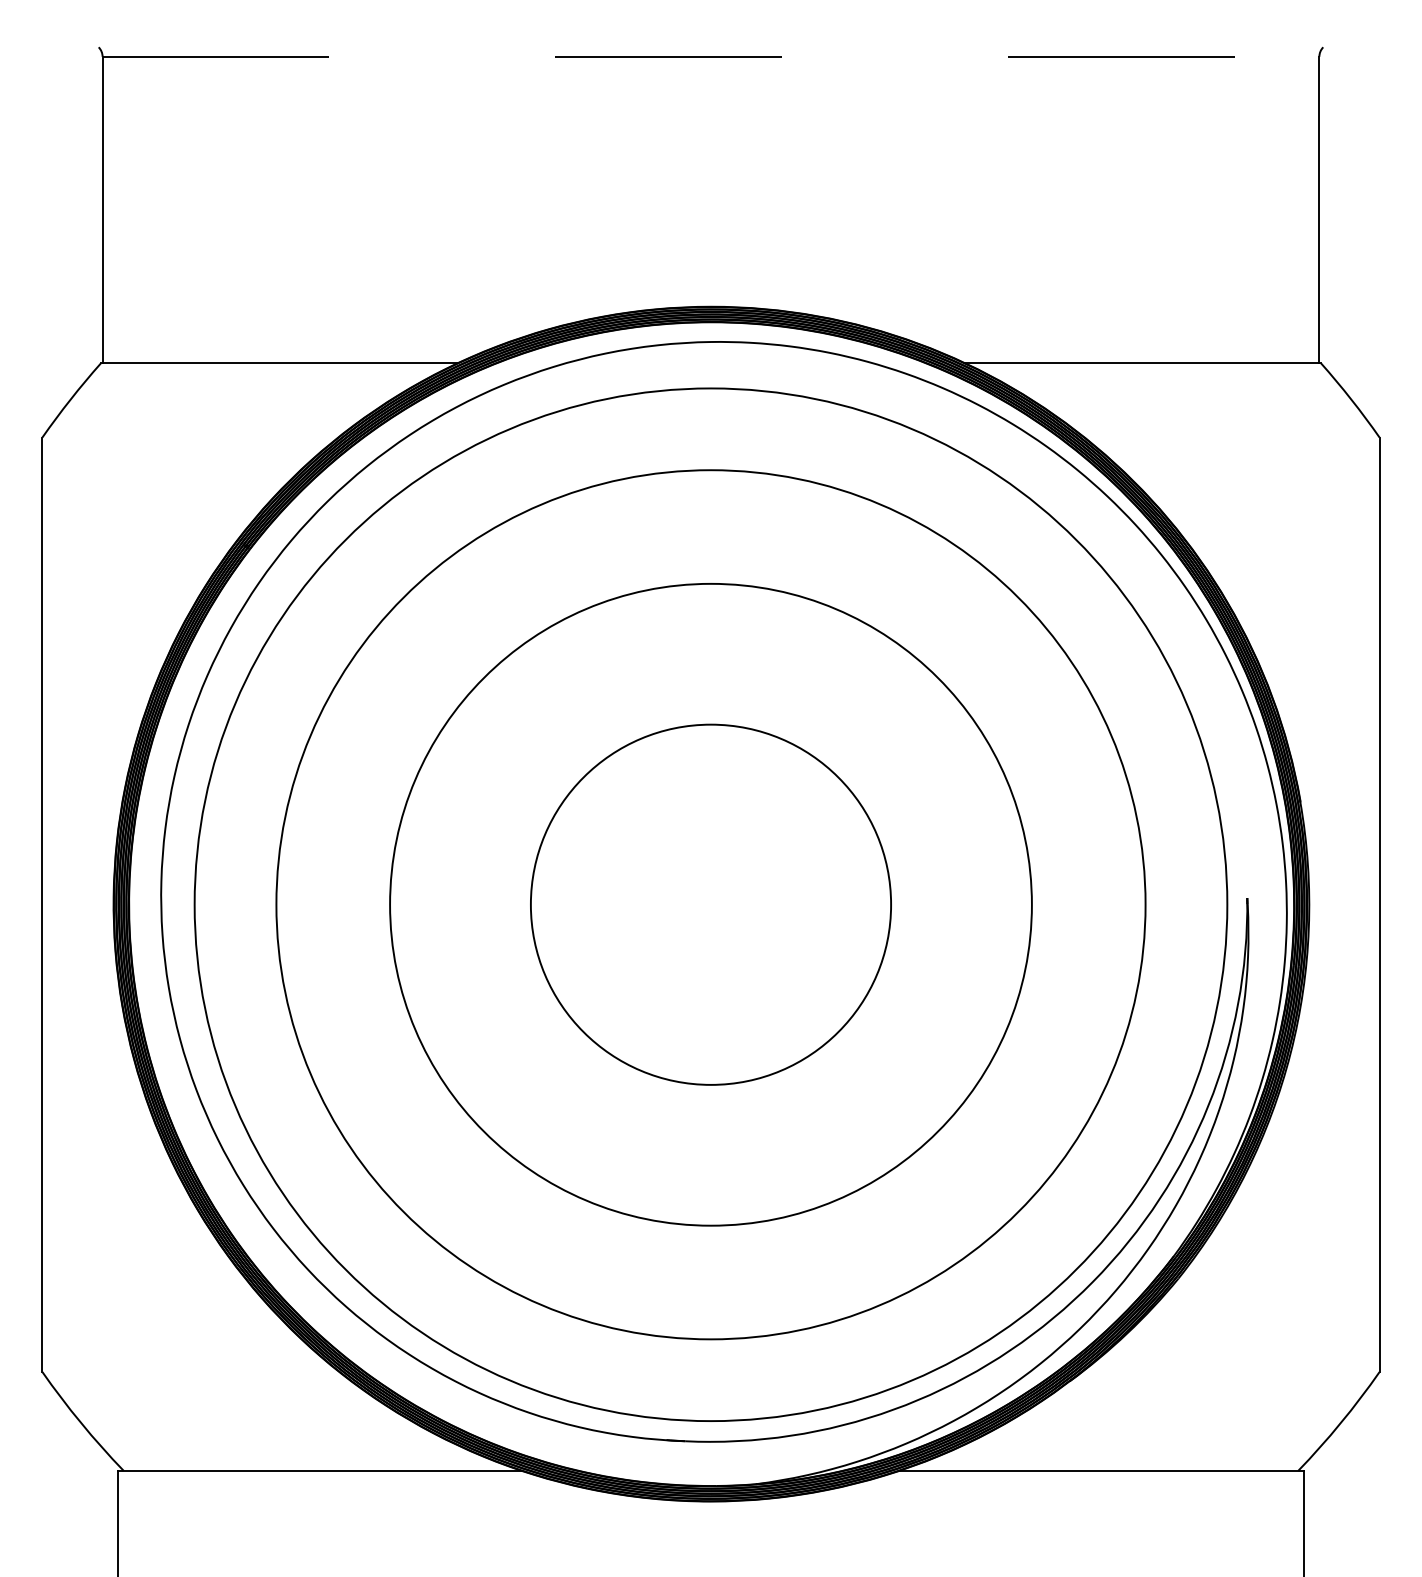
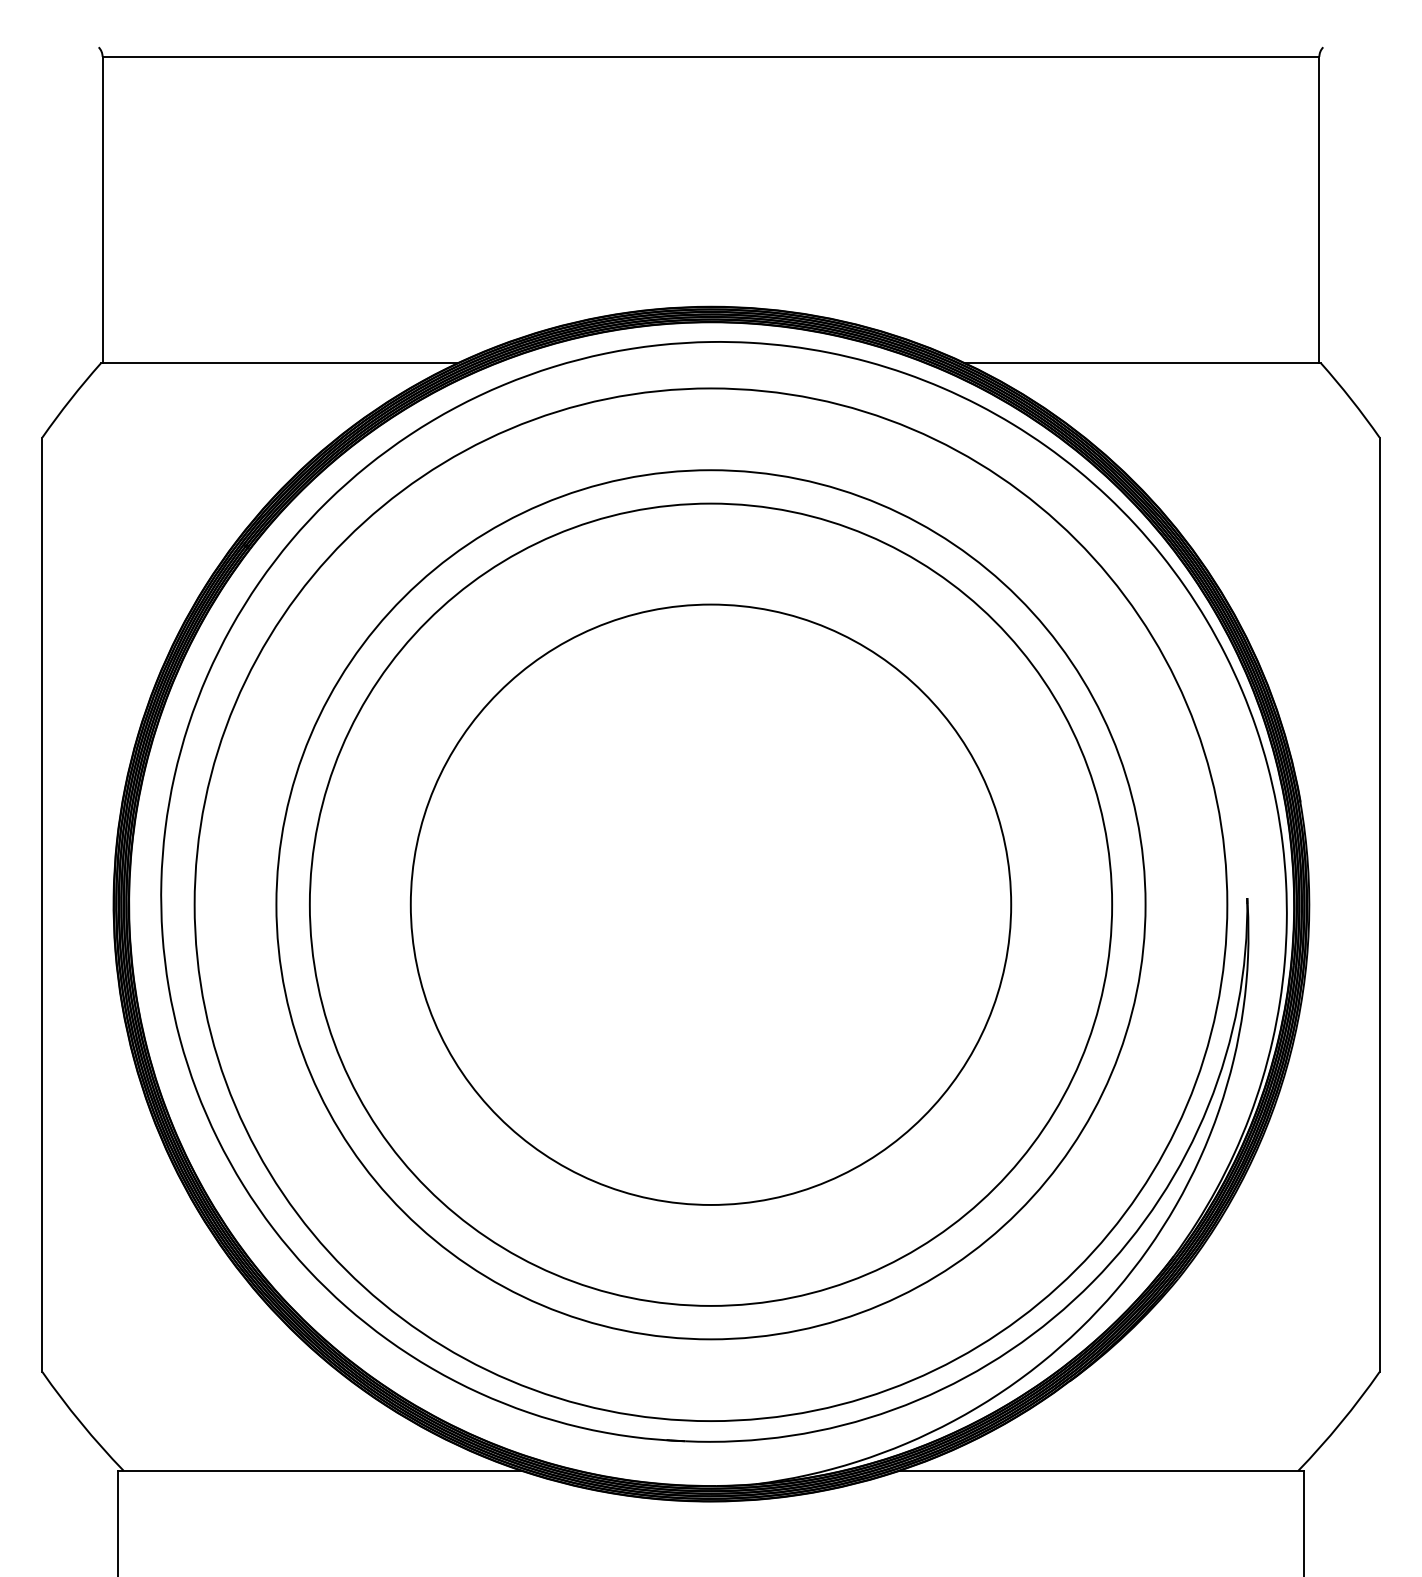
line: dashed -> solid (711, 56)
circle diameter: 360 px -> 600 px (710, 904)
circle diameter: 642 px -> 802 px (710, 904)
